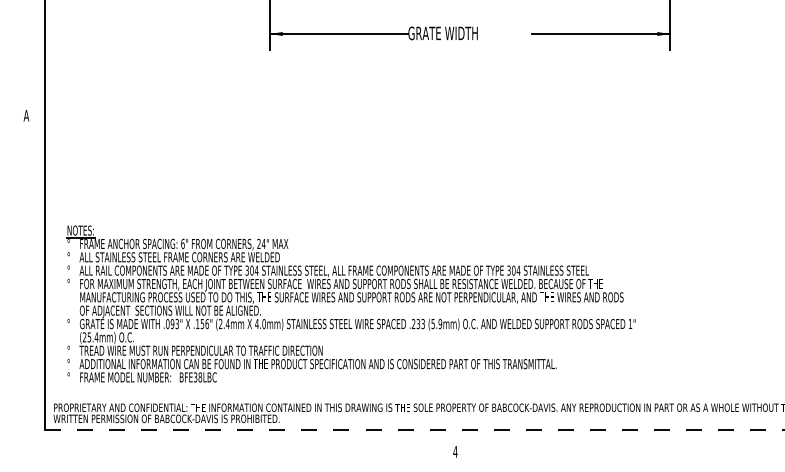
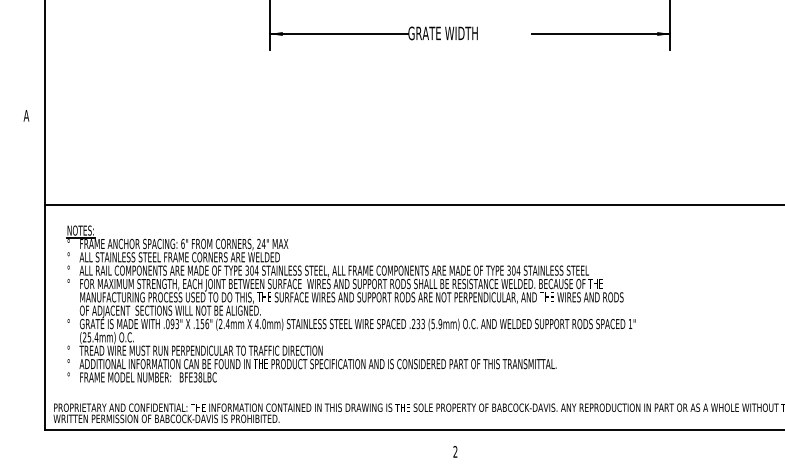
line: none -> present (413, 205)
line: dashed -> solid (414, 430)
text: 4 -> 2 (455, 451)
